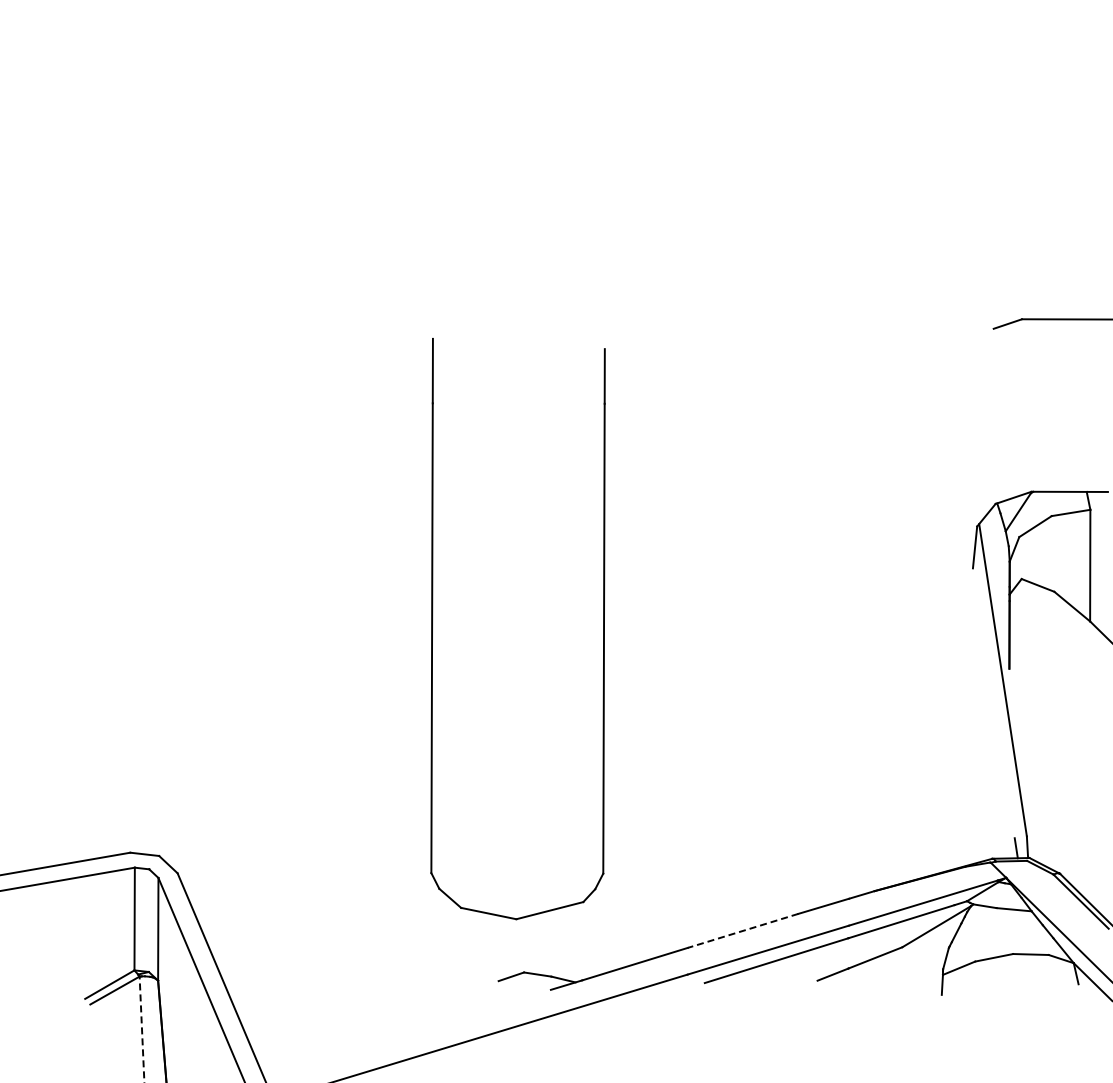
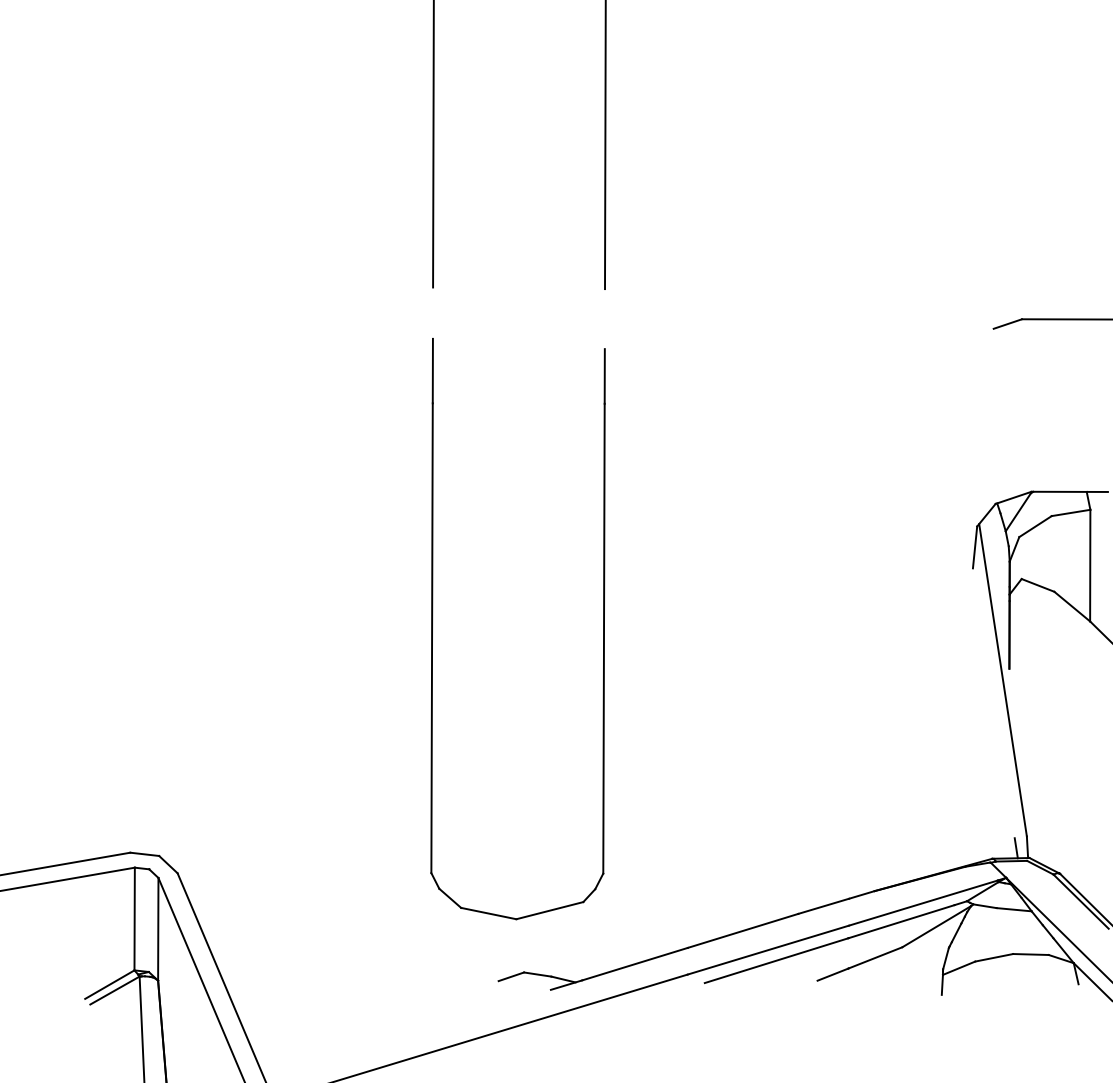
line: none -> present (433, 144)
line: none -> present (605, 145)
line: dashed -> solid (743, 930)
line: dashed -> solid (142, 1029)
